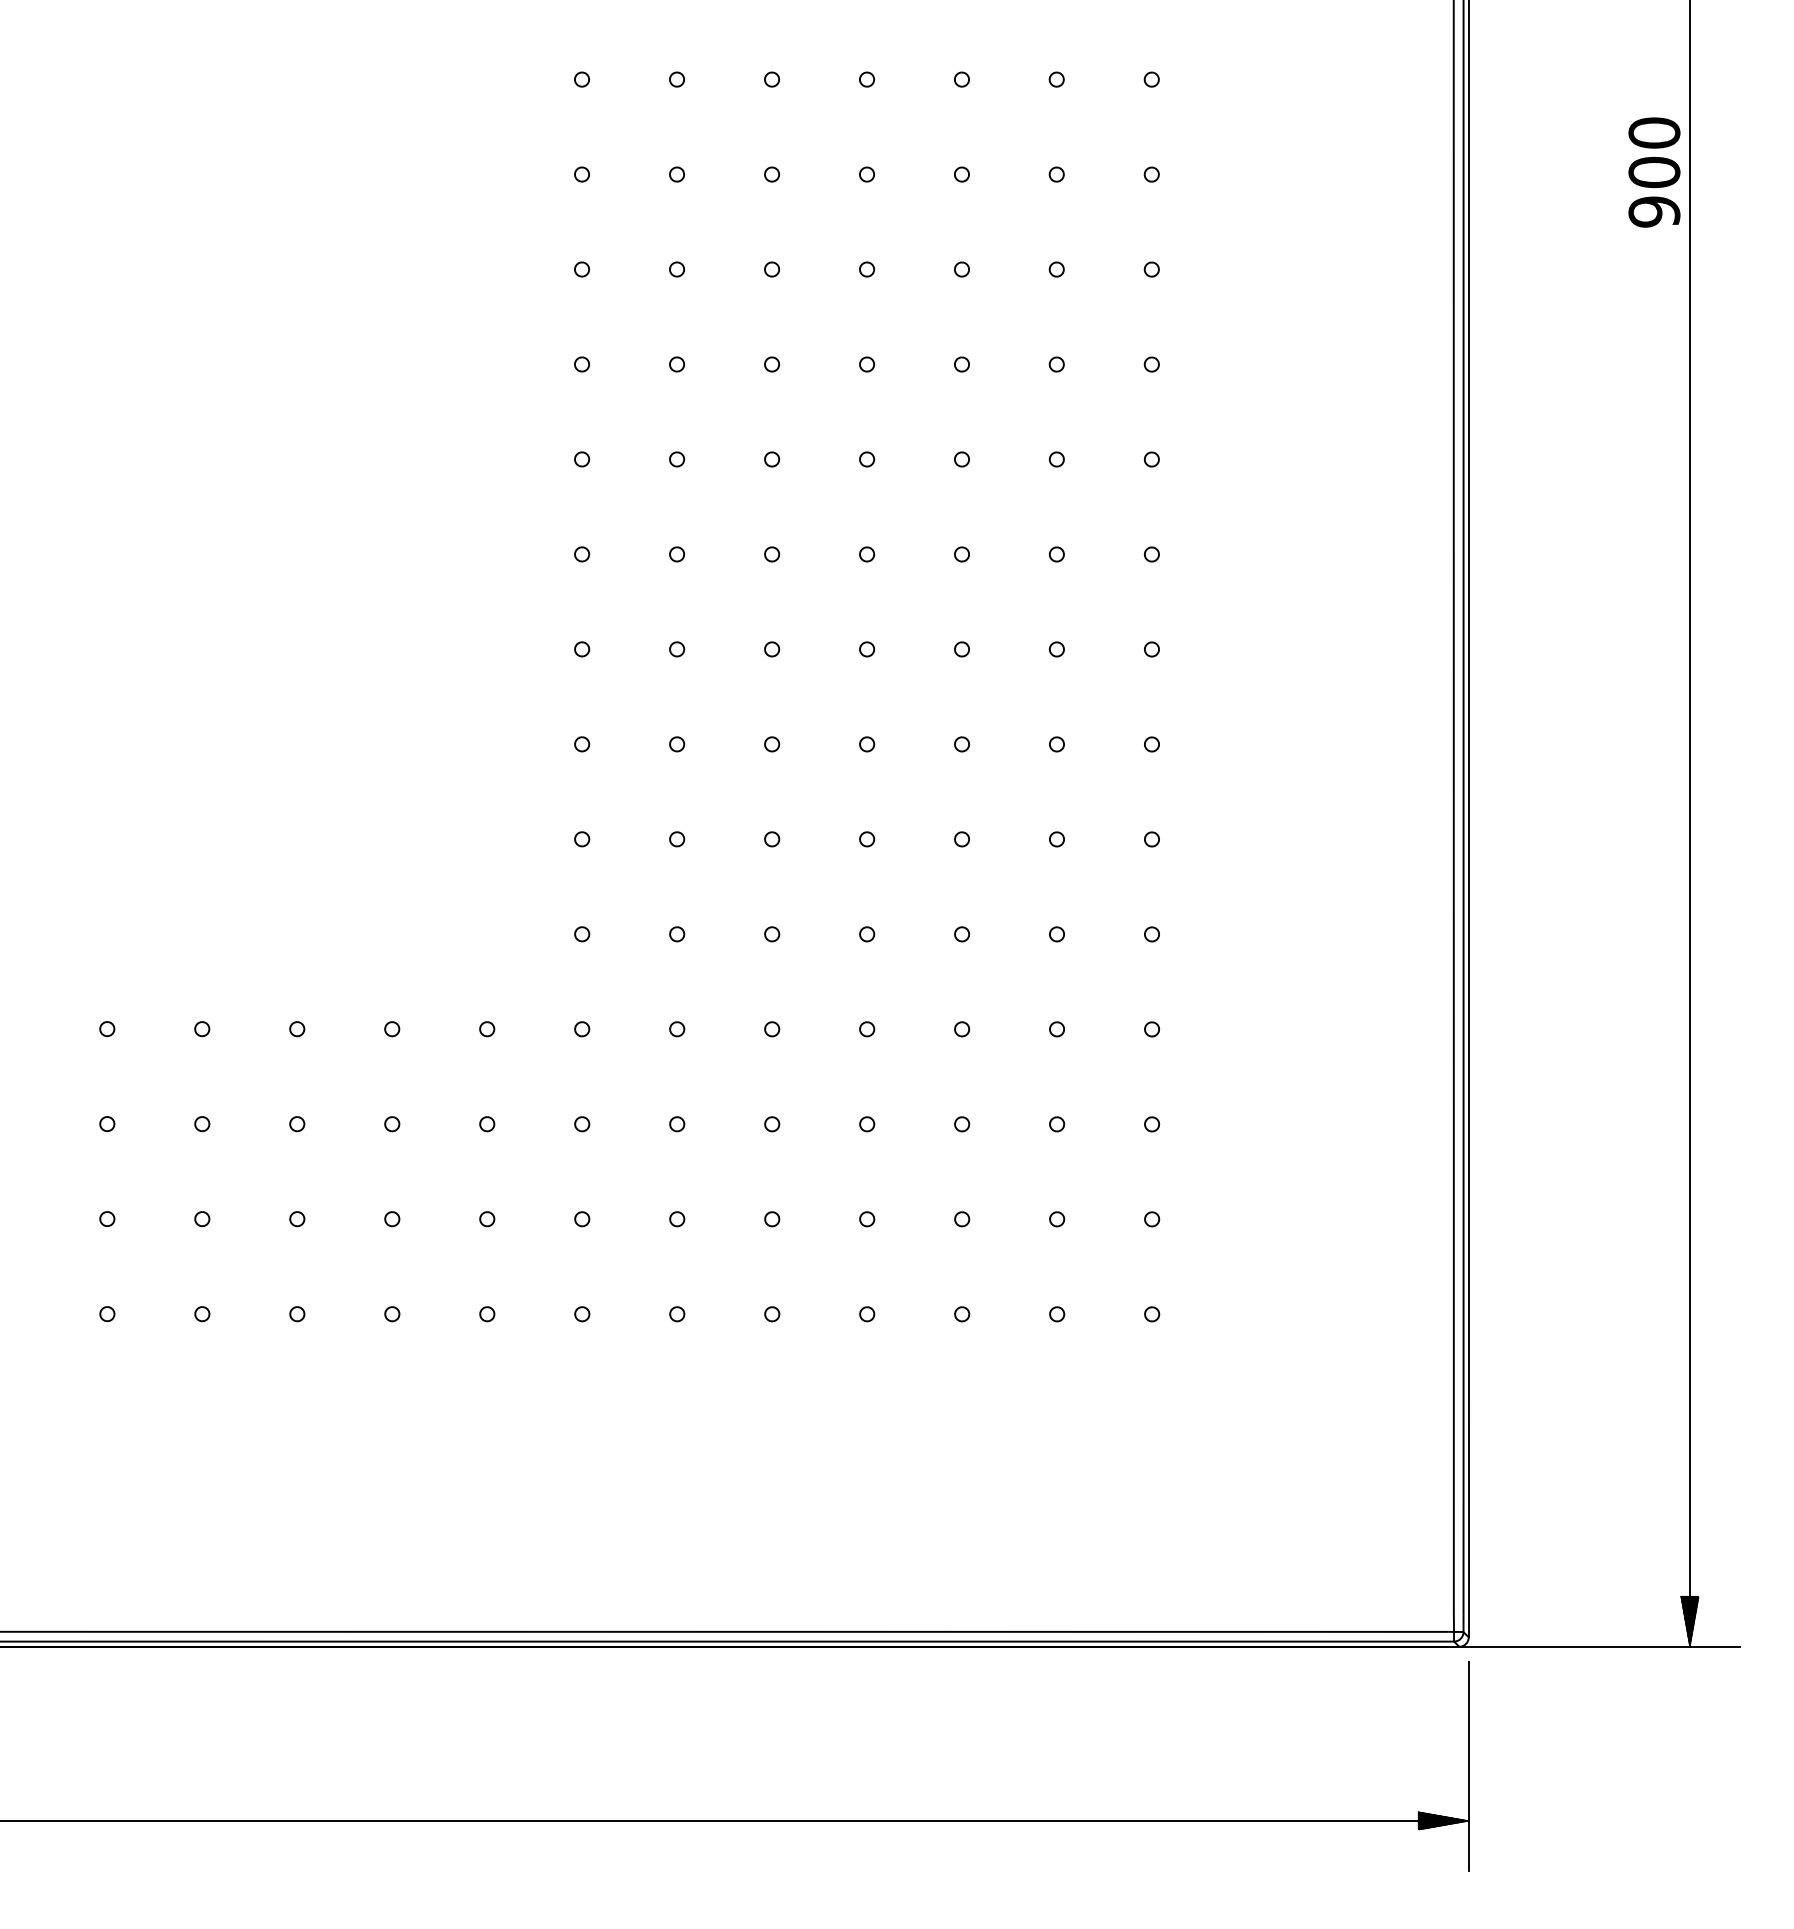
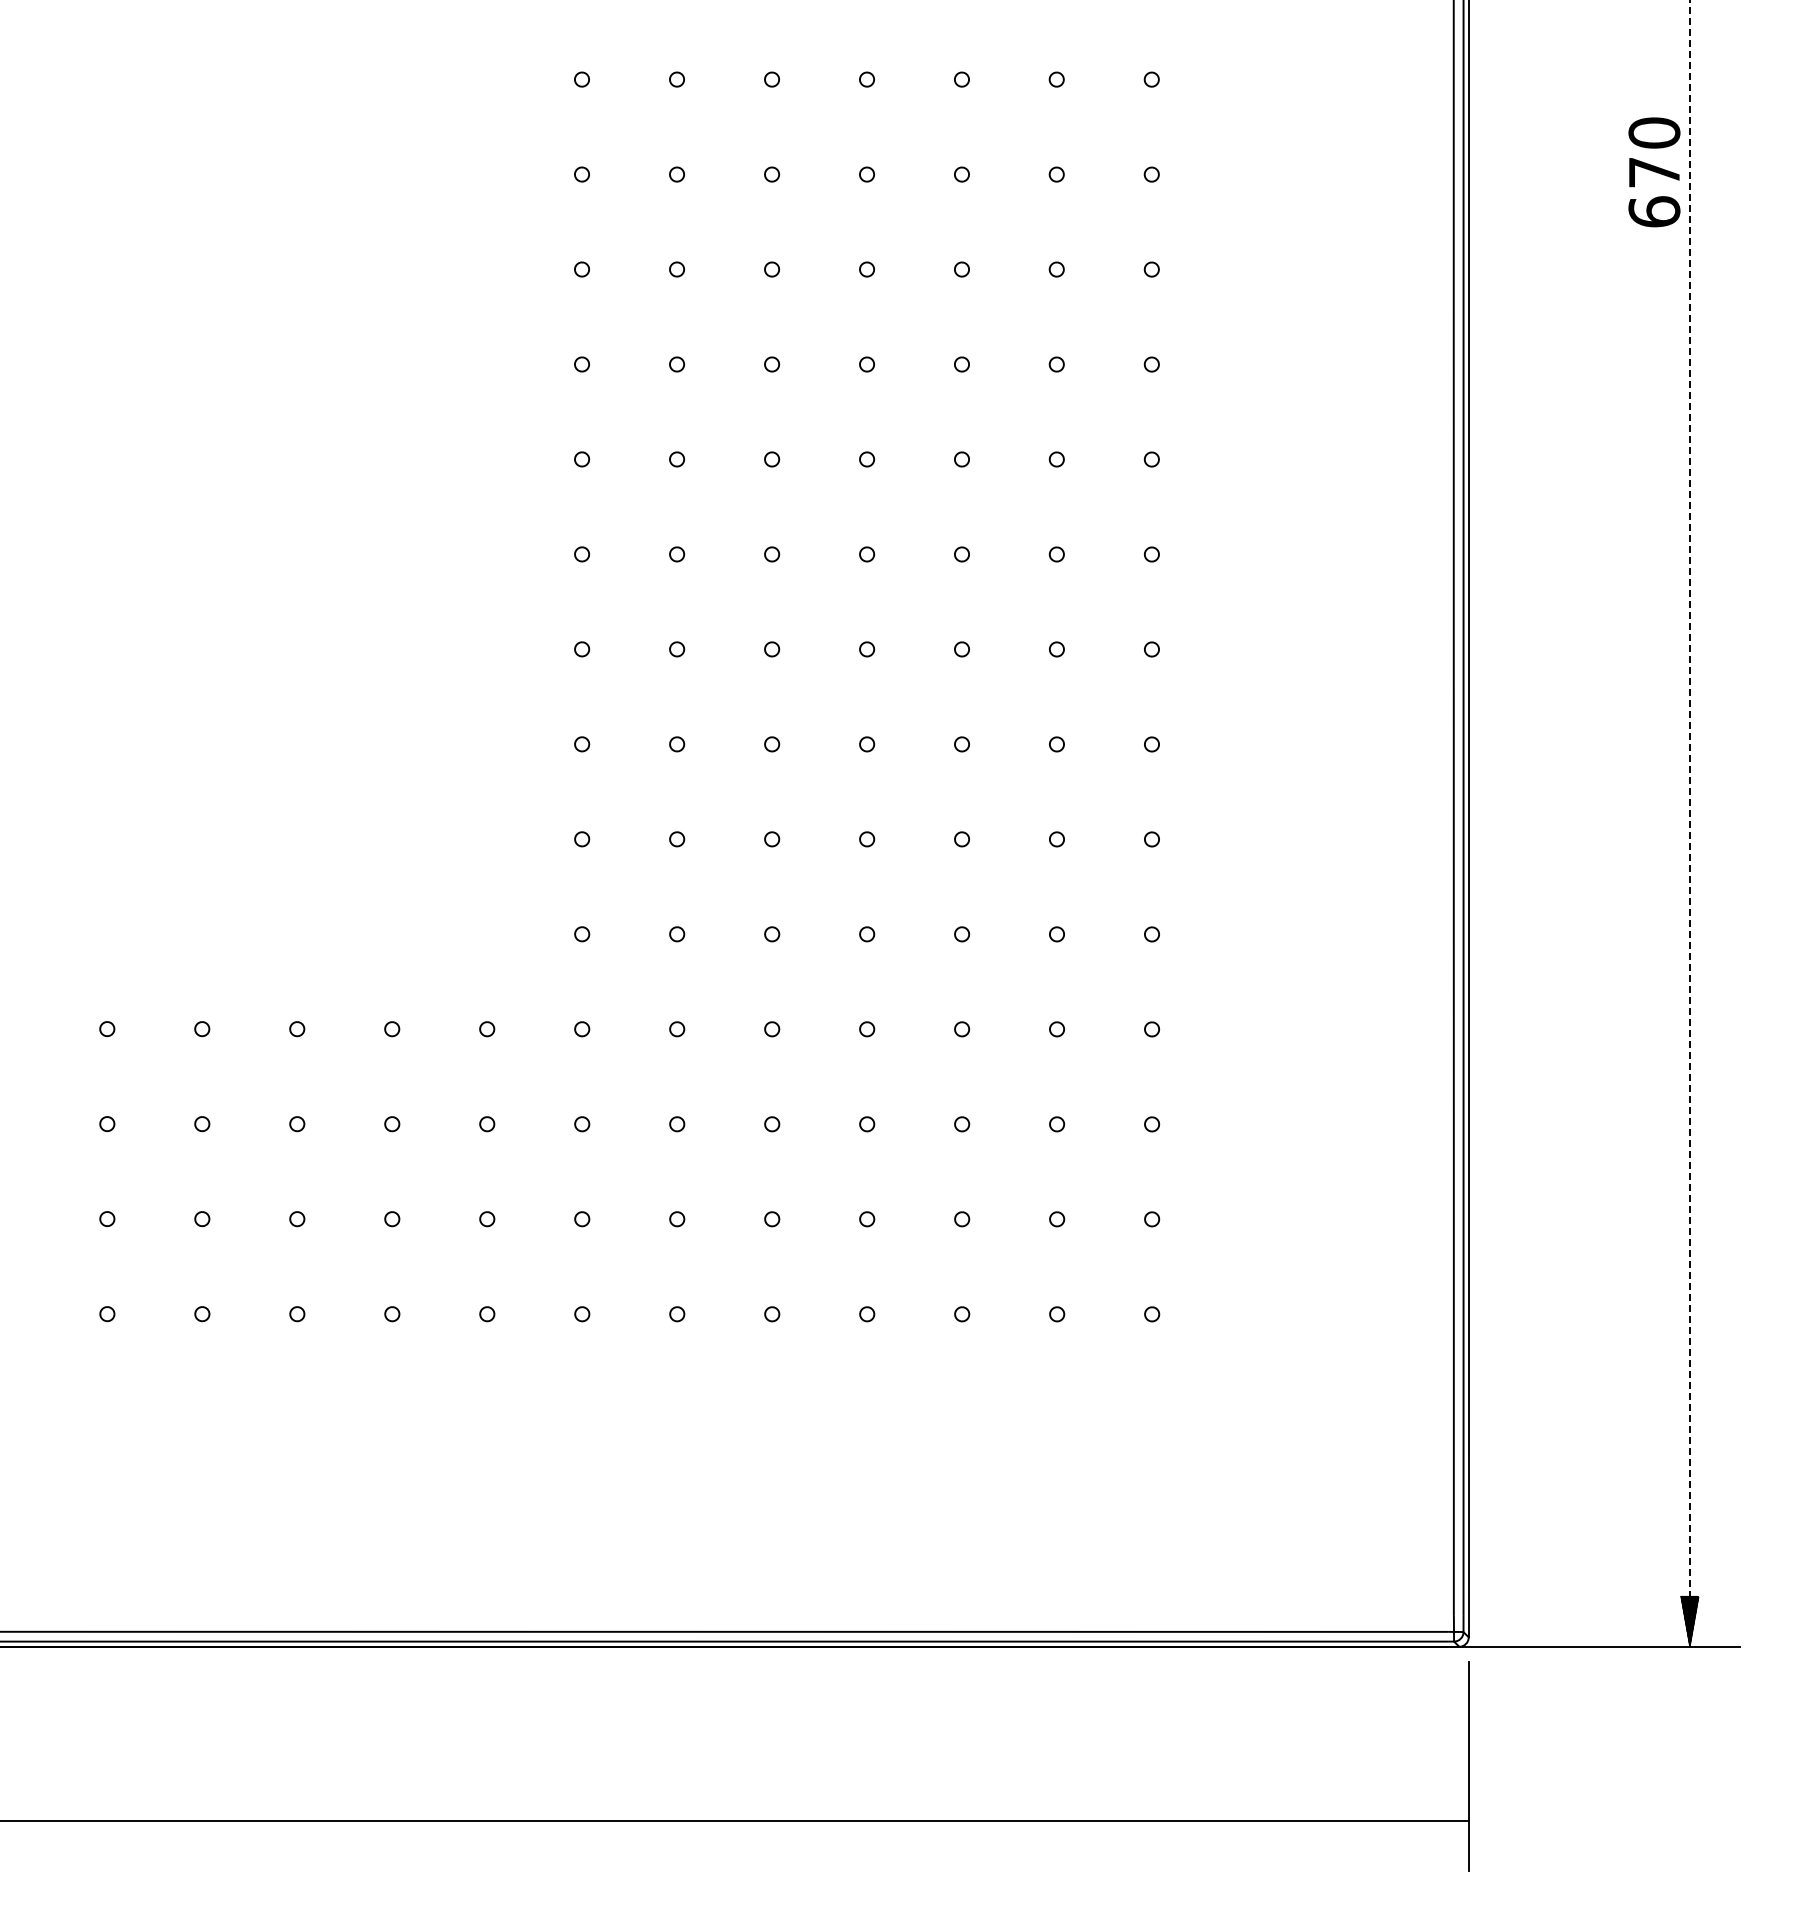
text: 900 -> 670 (1654, 191)
line: solid -> dashed (1689, 823)
hatch: present -> none (1443, 1820)
